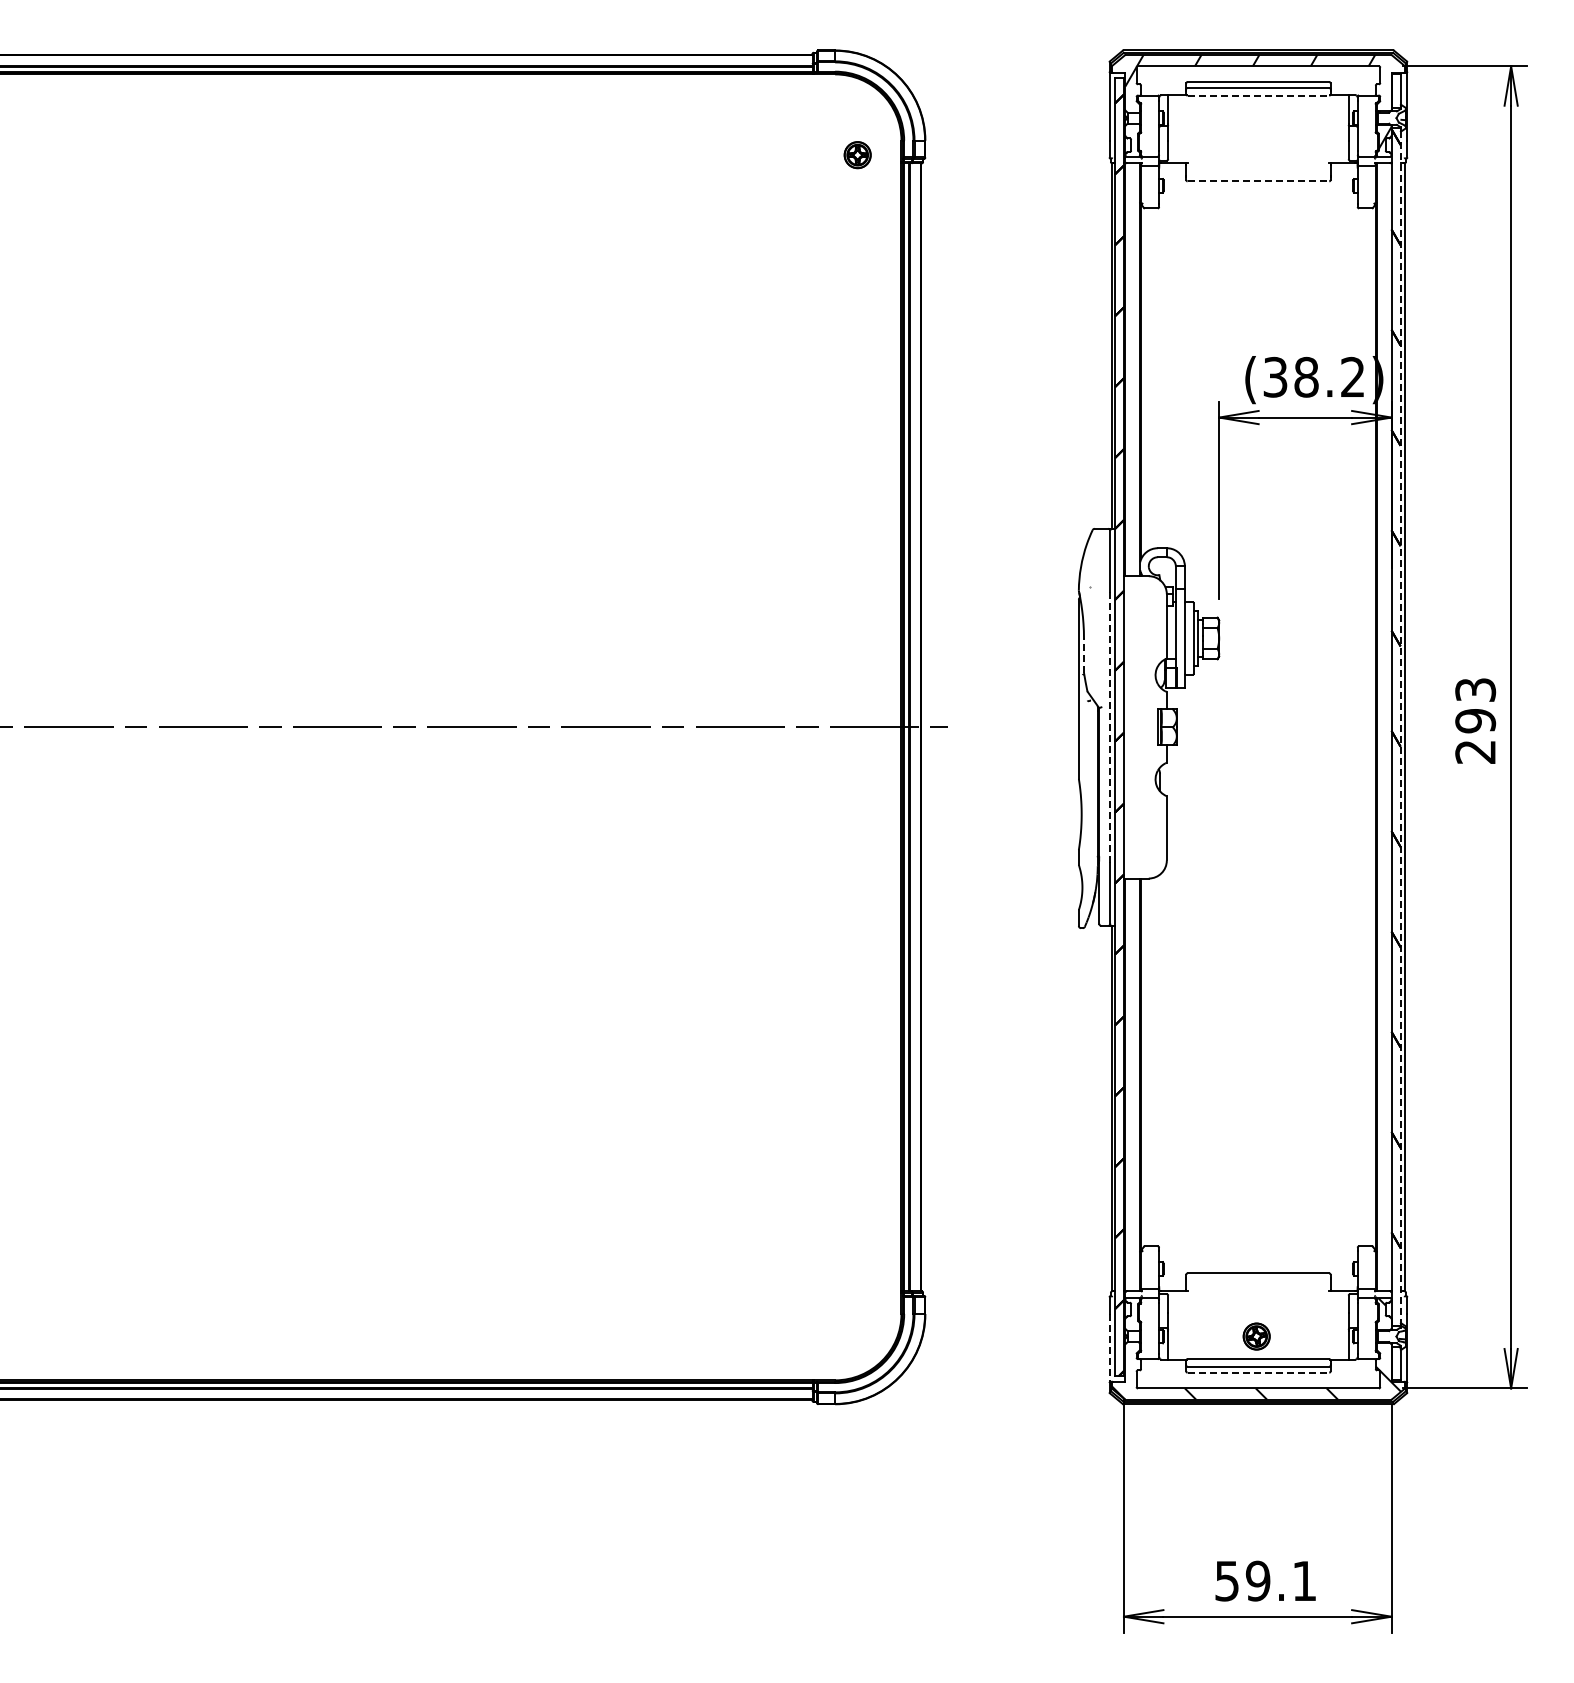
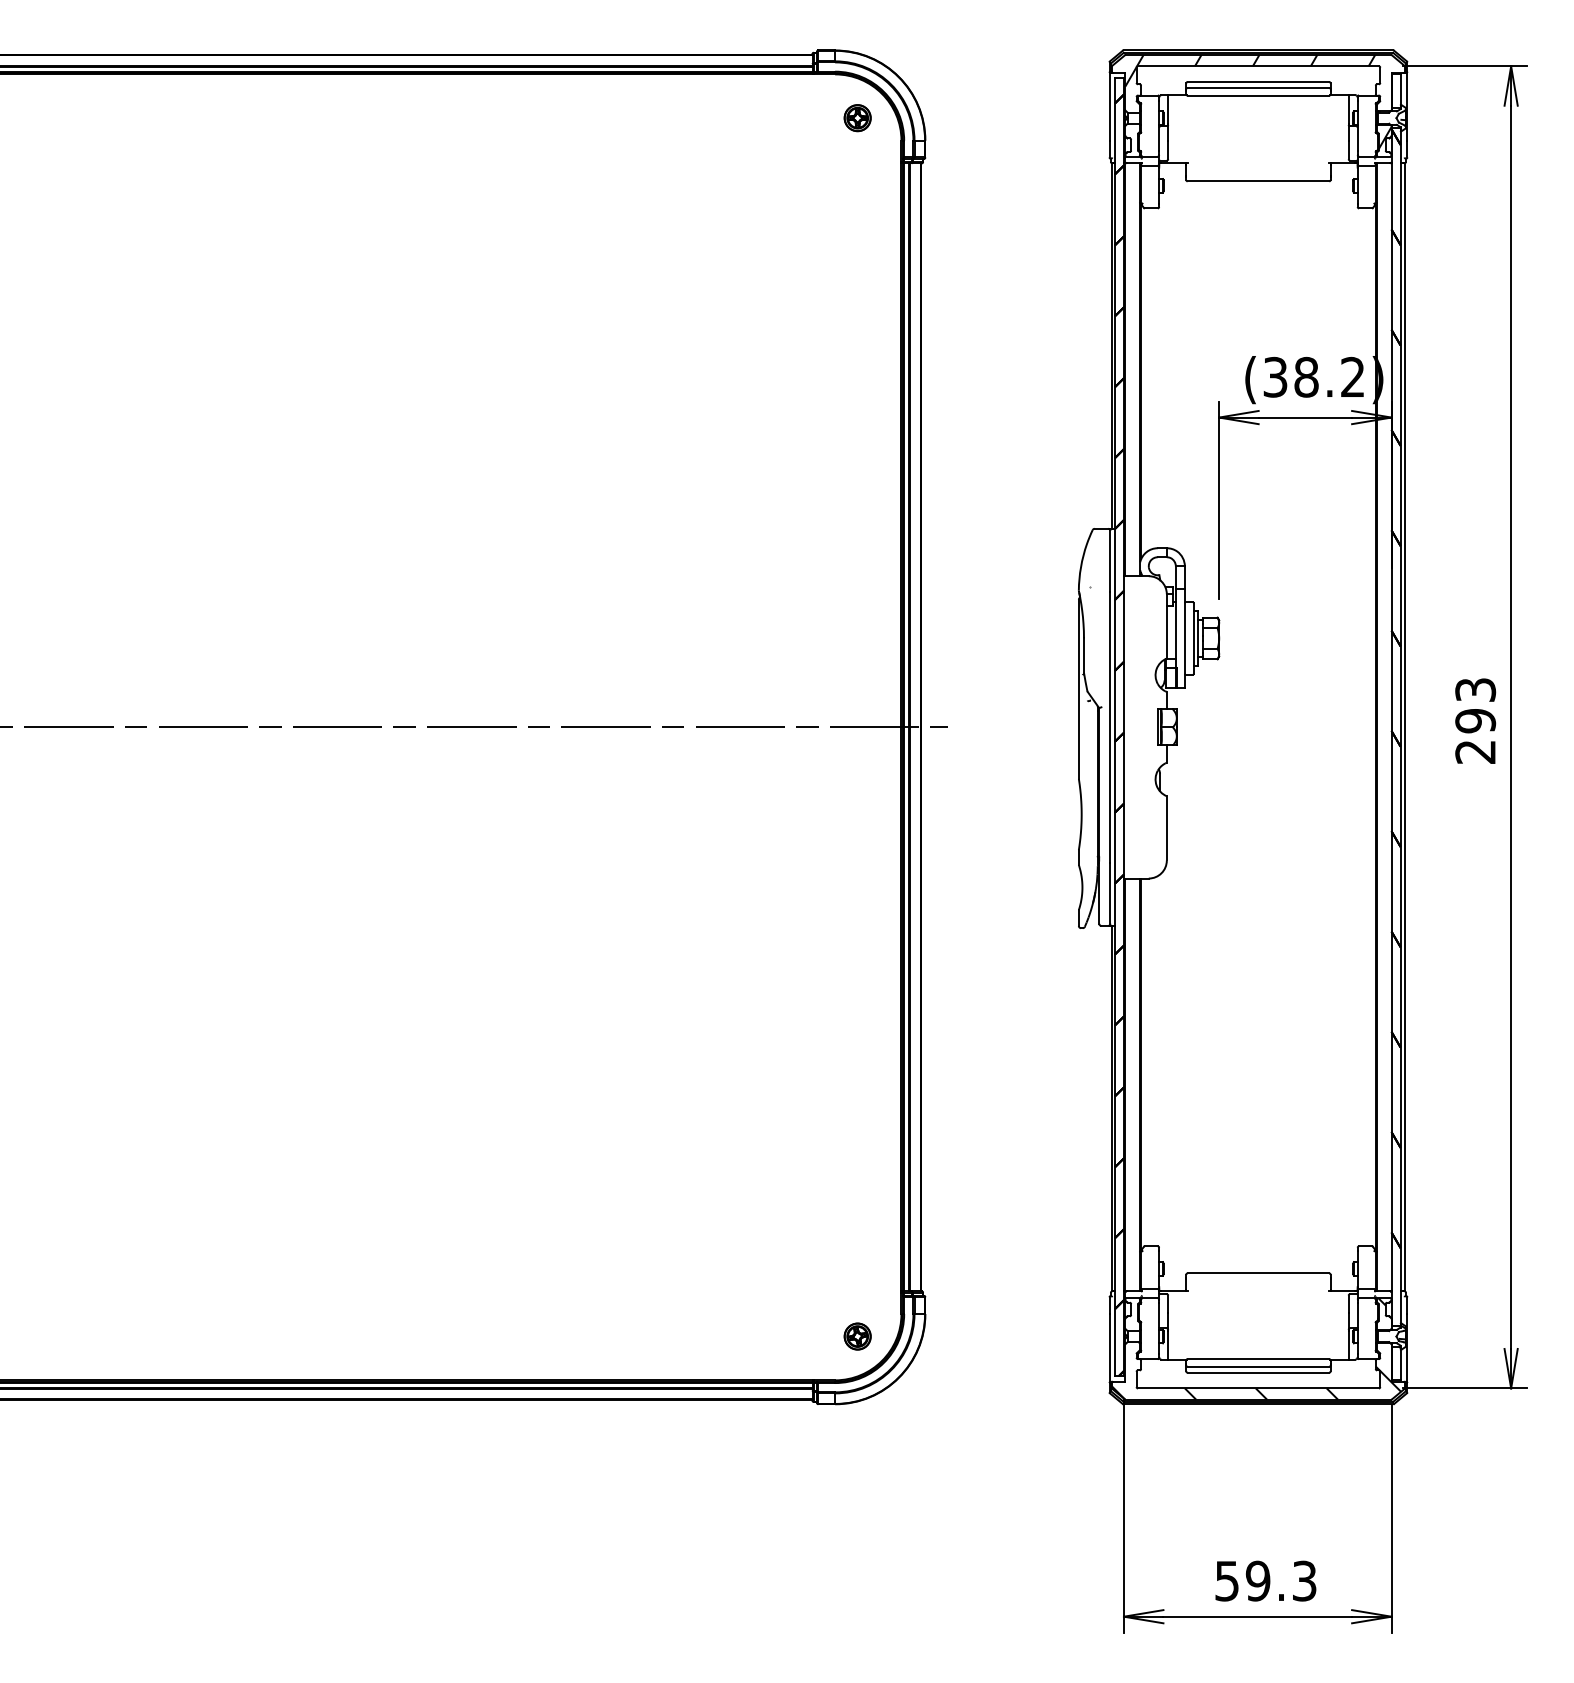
line: dashed -> solid (1258, 95)
part position: (857, 155) -> (857, 118) (857, 118)
line: dashed -> solid (1258, 181)
line: dashed -> solid (1083, 655)
line: dashed -> solid (1110, 726)
line: dashed -> solid (1400, 726)
part position: (1256, 1336) -> (857, 1336) (857, 1336)
line: dashed -> solid (1109, 1348)
line: dashed -> solid (1258, 1372)
text: 59.1 -> 59.3 (1304, 1580)
